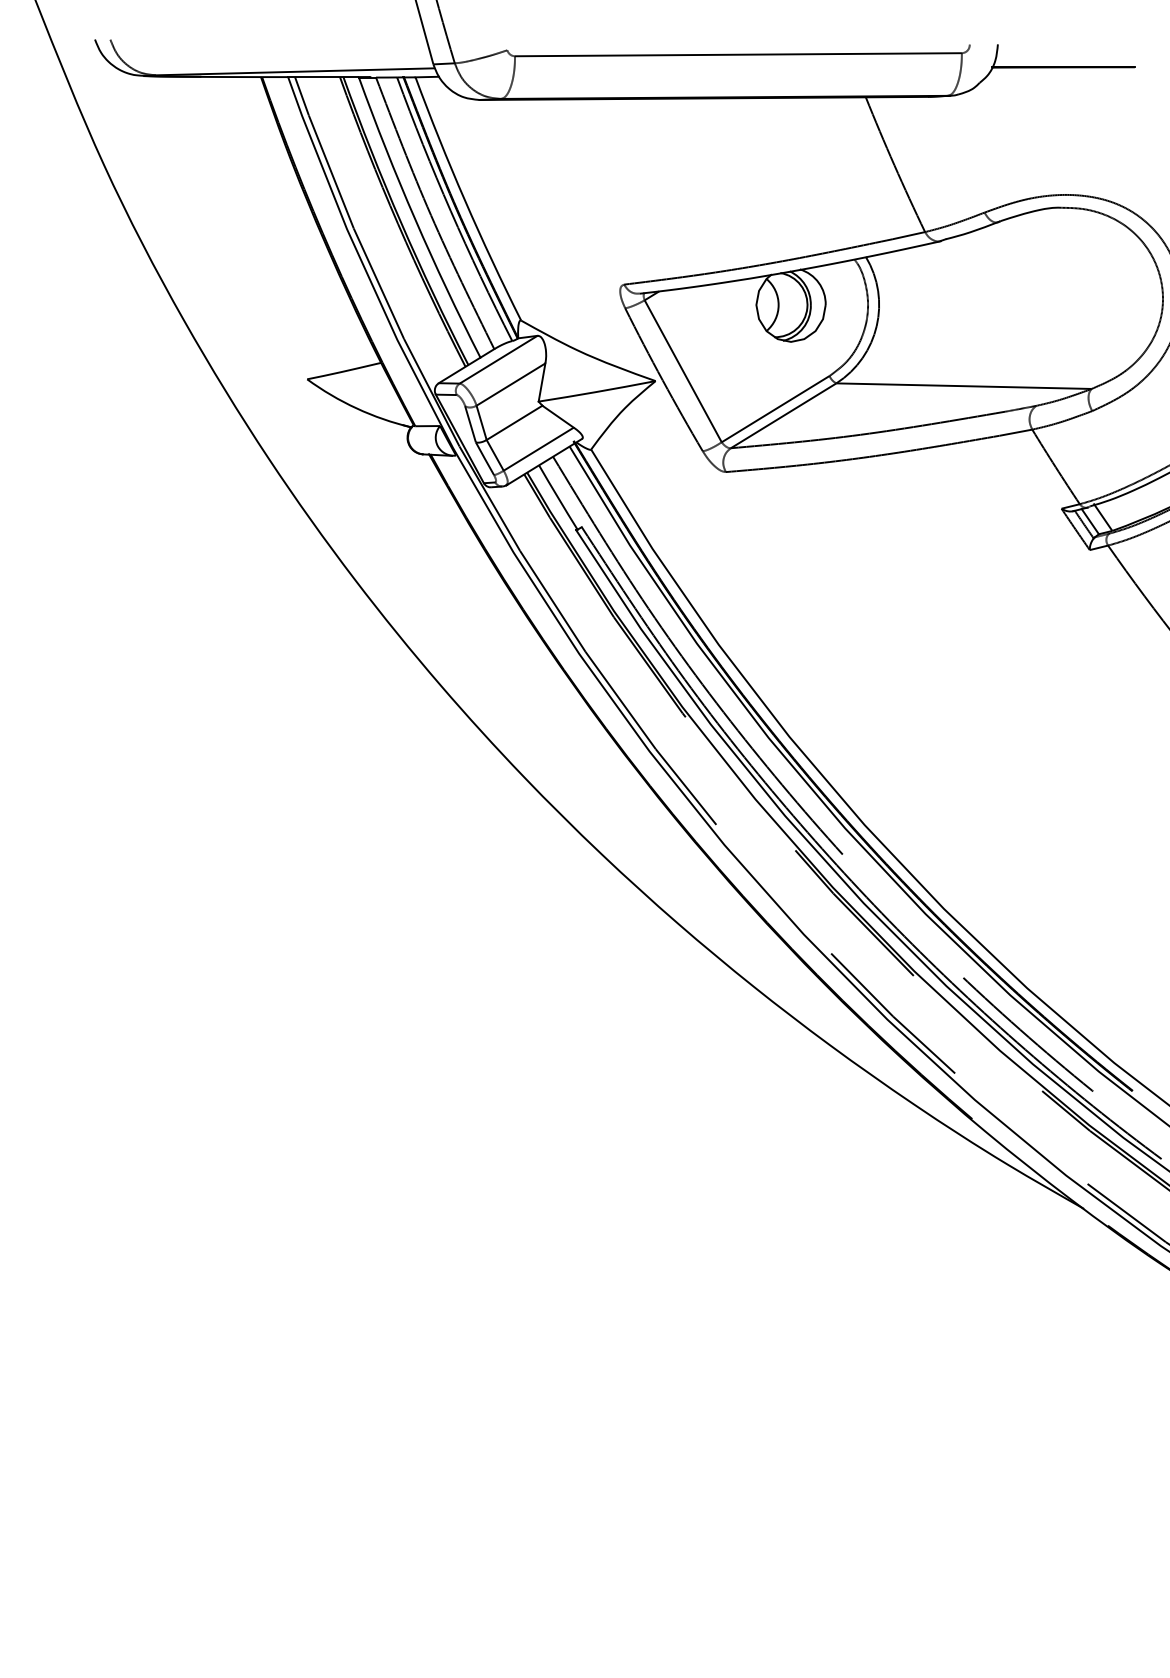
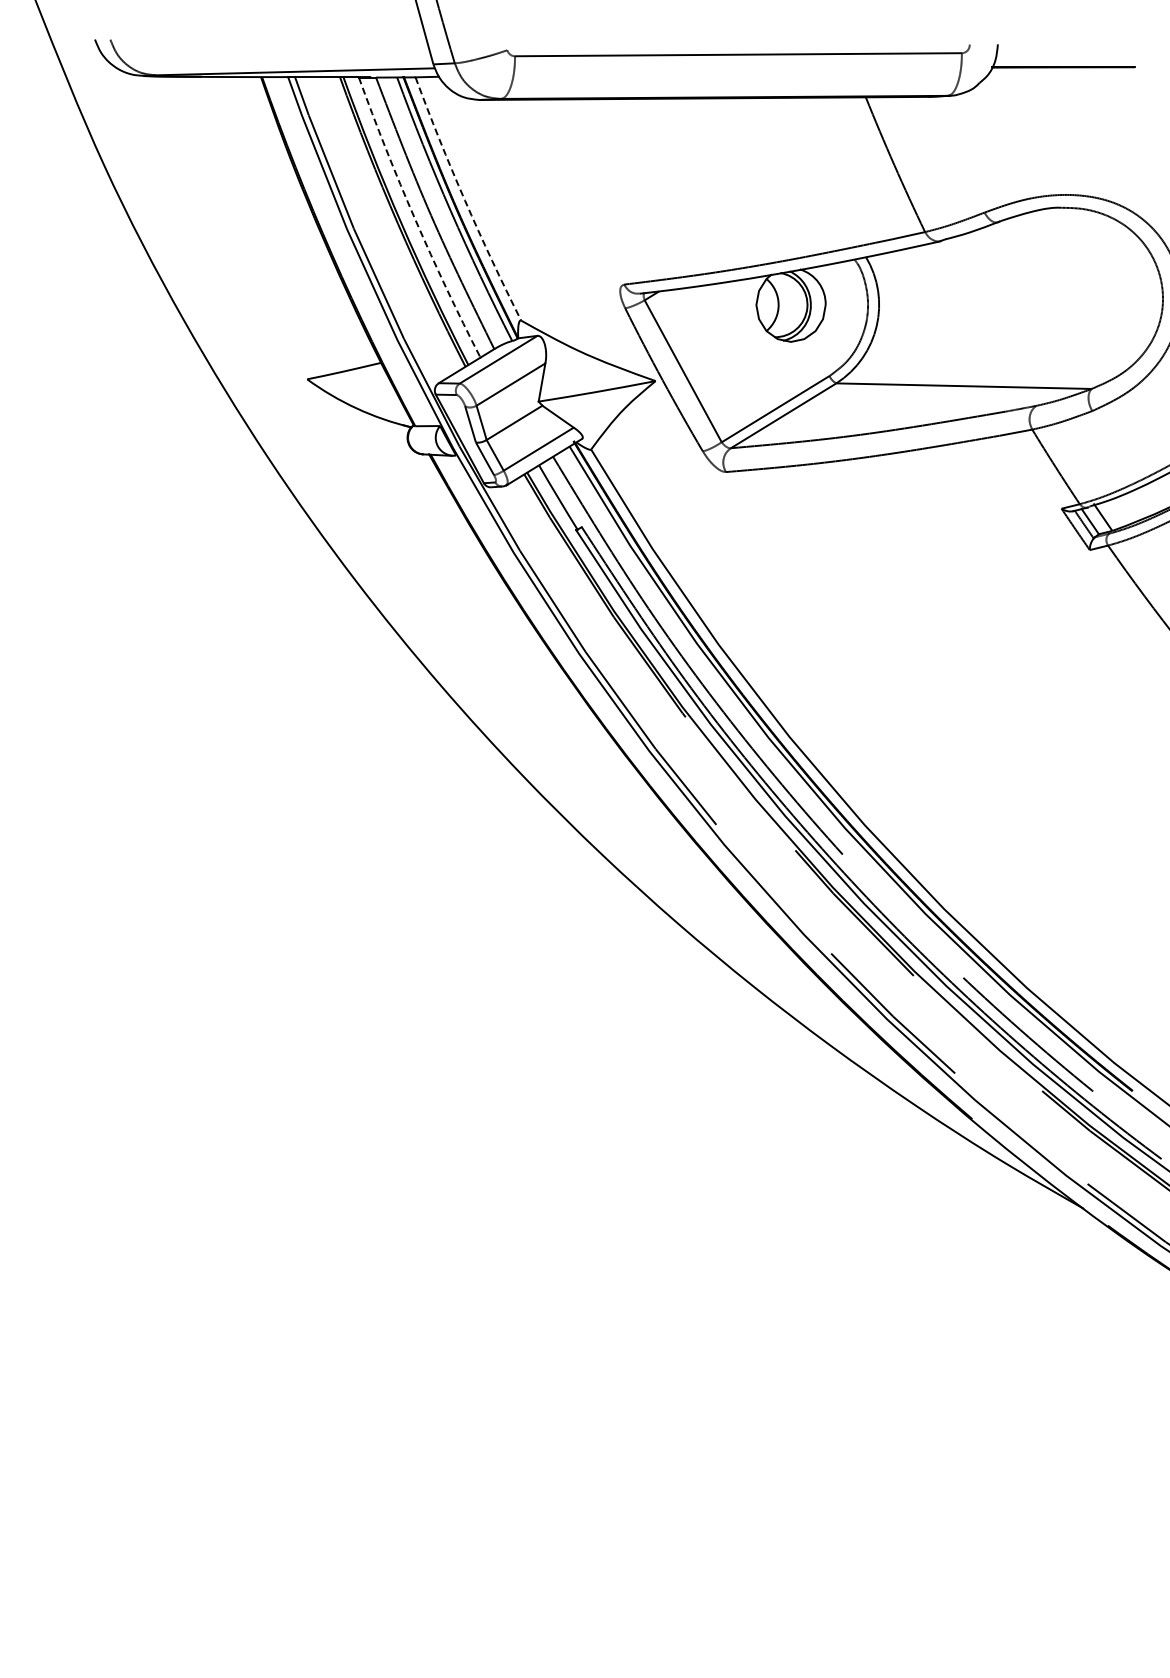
arc: solid -> dashed (464, 200)
arc: solid -> dashed (415, 219)
